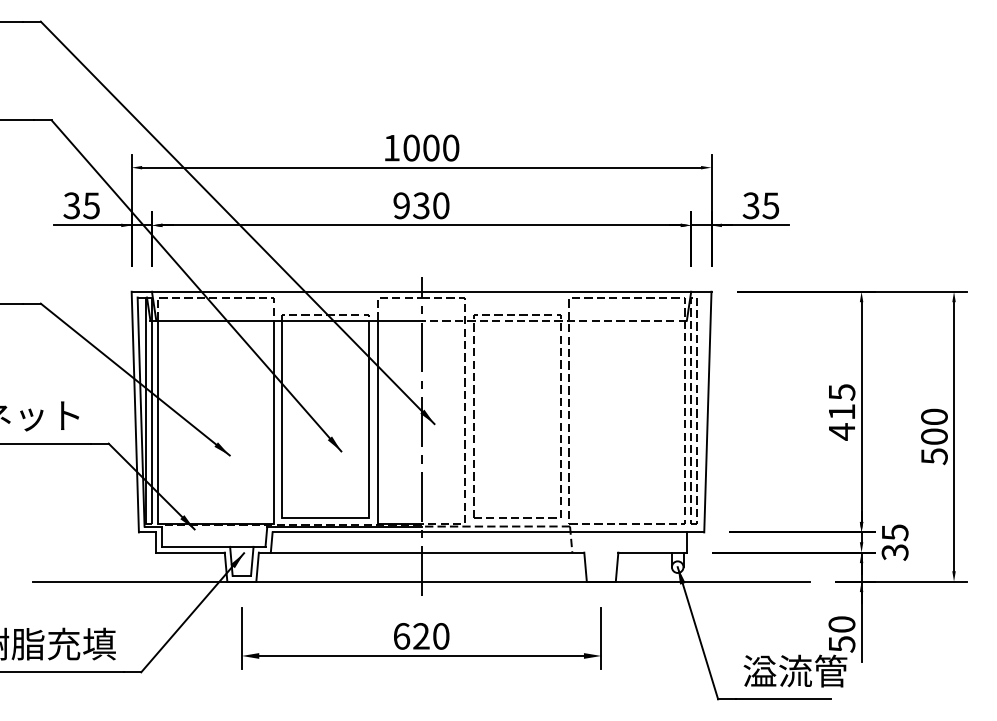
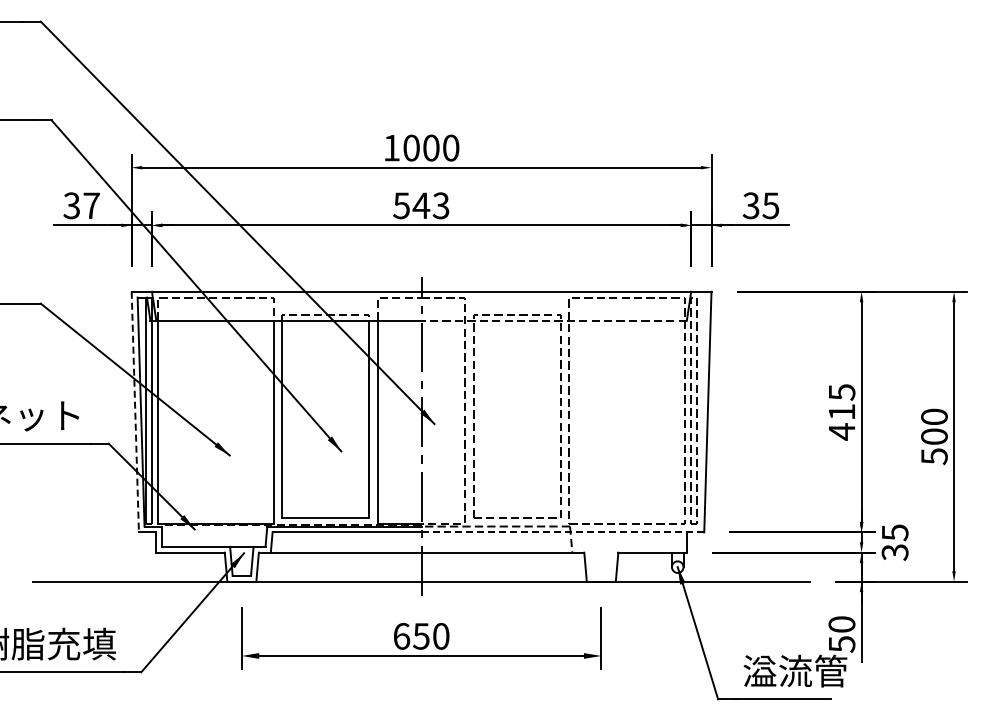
text: 35 -> 37 (91, 205)
text: 930 -> 543 (421, 205)
line: solid -> dashed (135, 412)
line: solid -> dashed (563, 532)
text: 620 -> 650 (420, 636)
